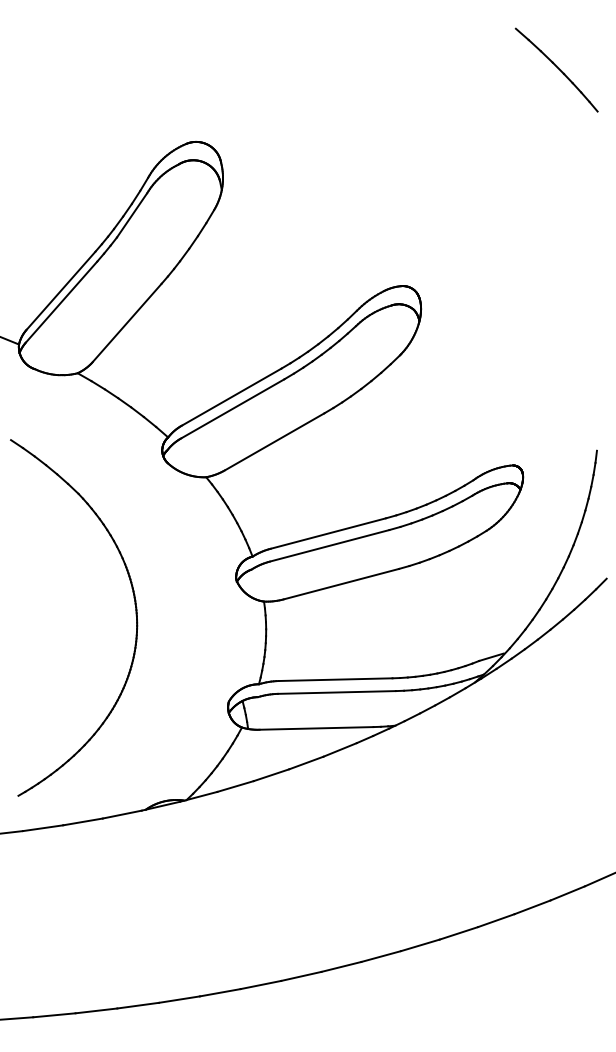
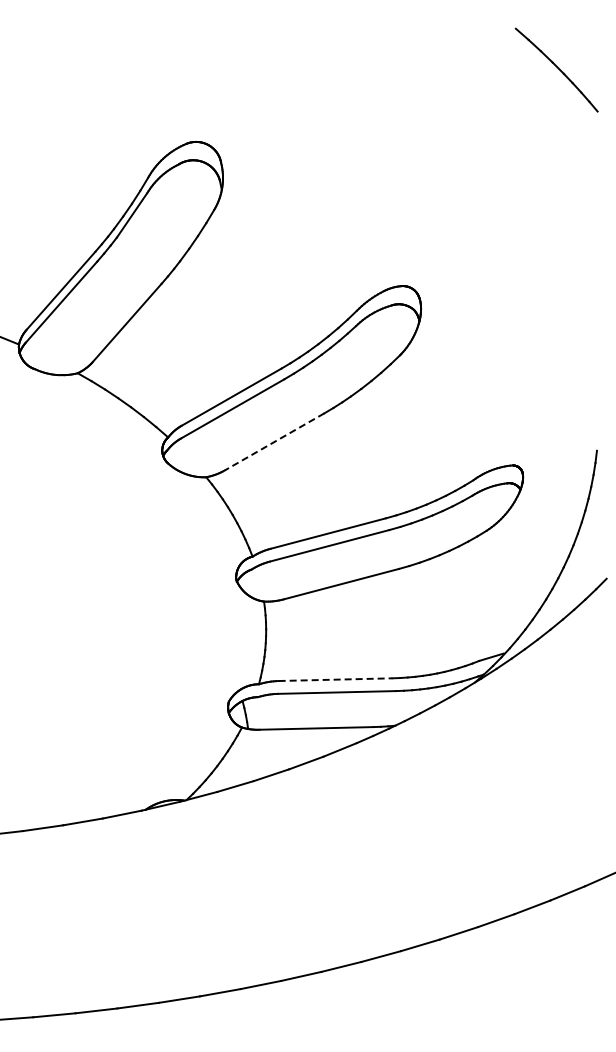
line: solid -> dashed (274, 442)
part: present -> none (135, 615)
line: solid -> dashed (335, 679)
